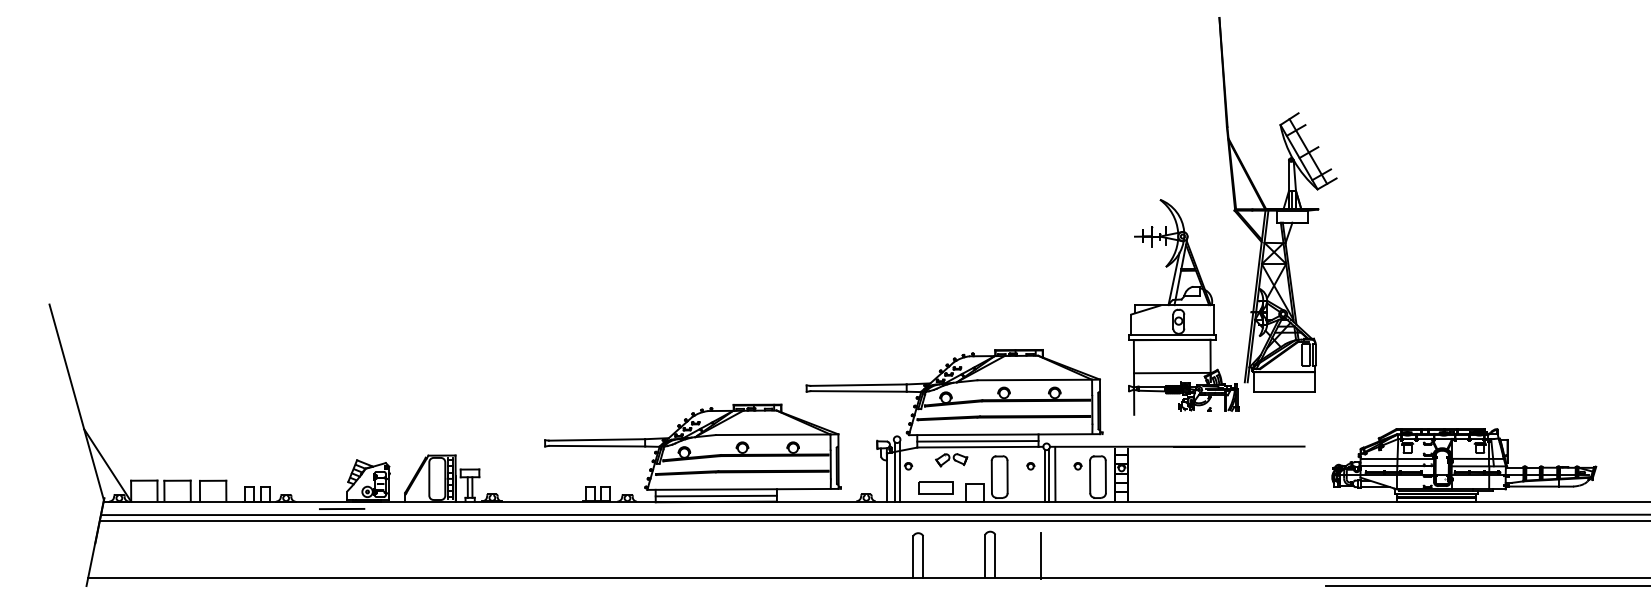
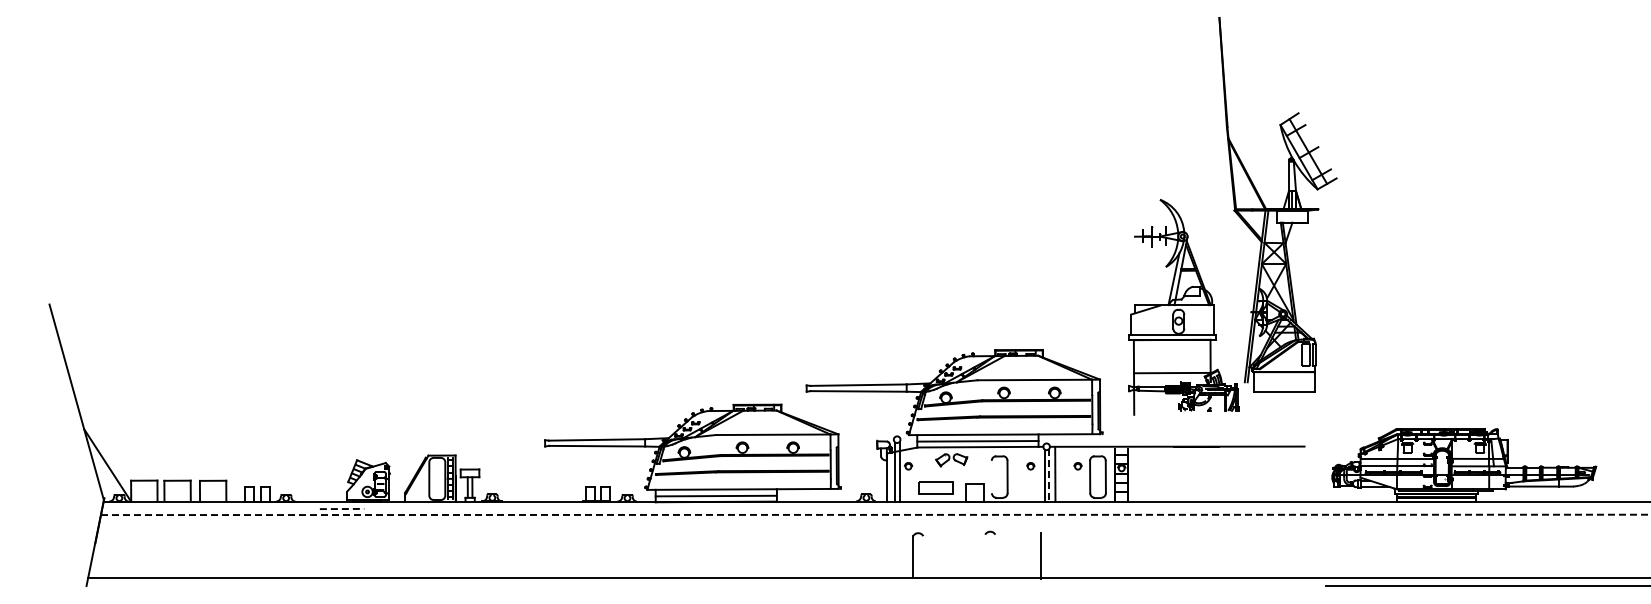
line: solid -> dashed (1049, 475)
line: present -> none (991, 476)
line: solid -> dashed (342, 509)
line: solid -> dashed (875, 514)
line: present -> none (873, 520)
line: present -> none (985, 555)
line: present -> none (995, 555)
line: present -> none (923, 557)
